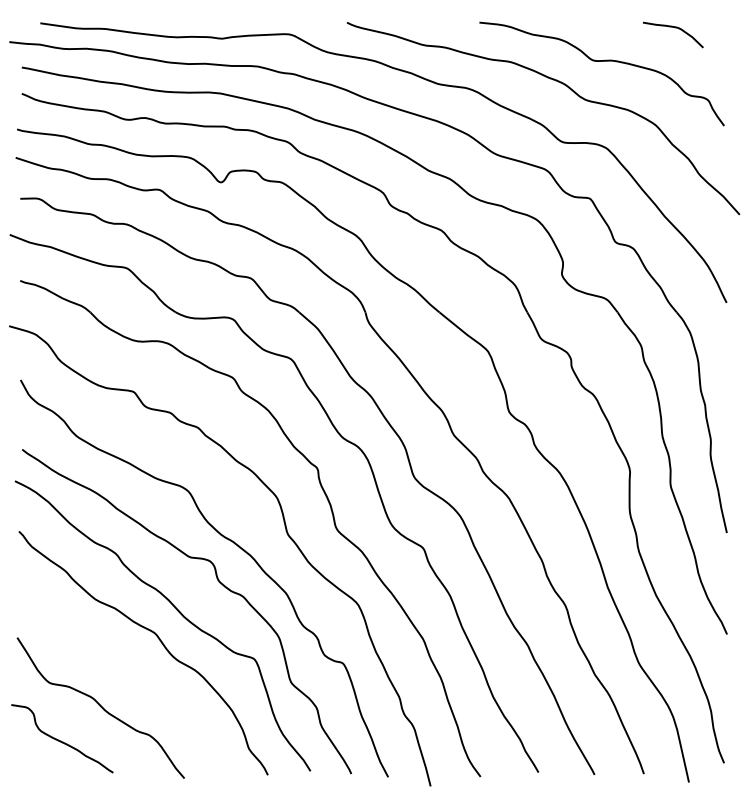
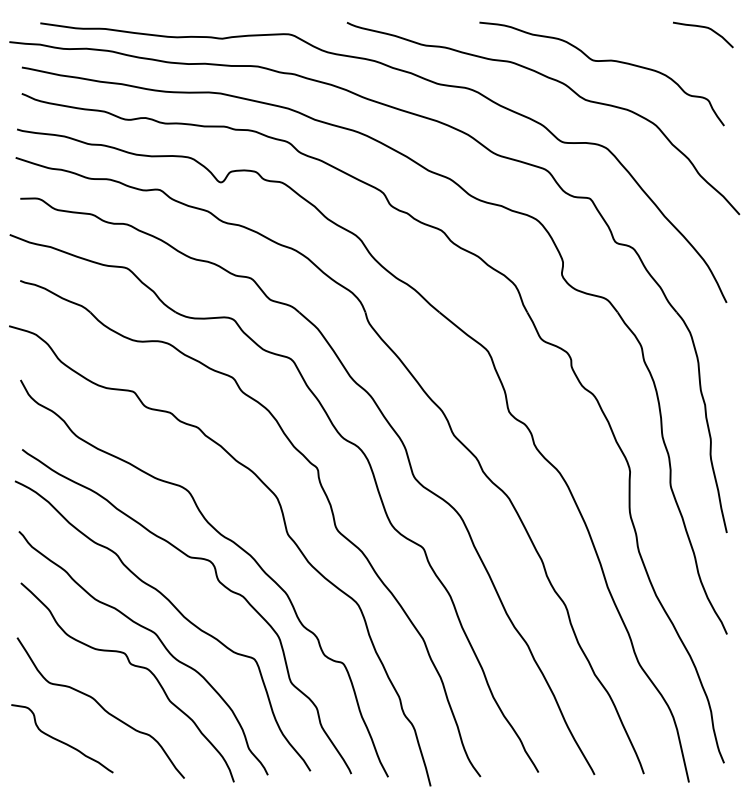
curve position: (675, 28) -> (705, 28) (705, 28)
curve: none -> present (133, 666)
